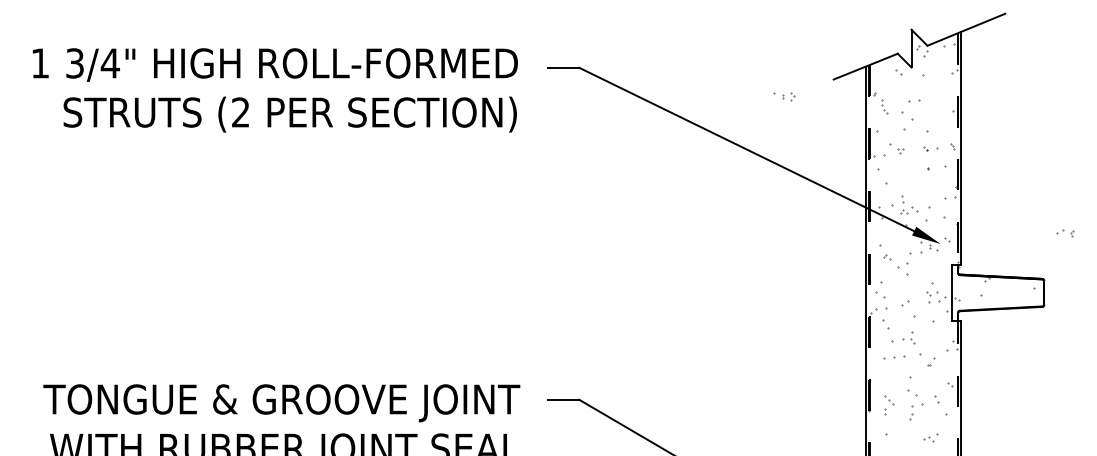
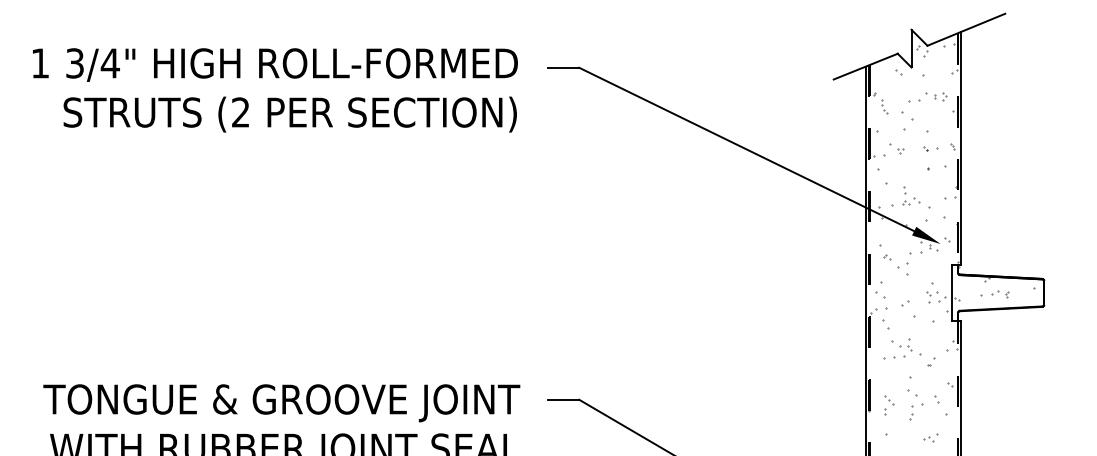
part position: (784, 96) -> (936, 96) (936, 96)
part position: (909, 204) -> (911, 195) (911, 195)
part position: (1065, 233) -> (1000, 294) (1000, 294)
part position: (908, 337) -> (905, 344) (905, 344)
